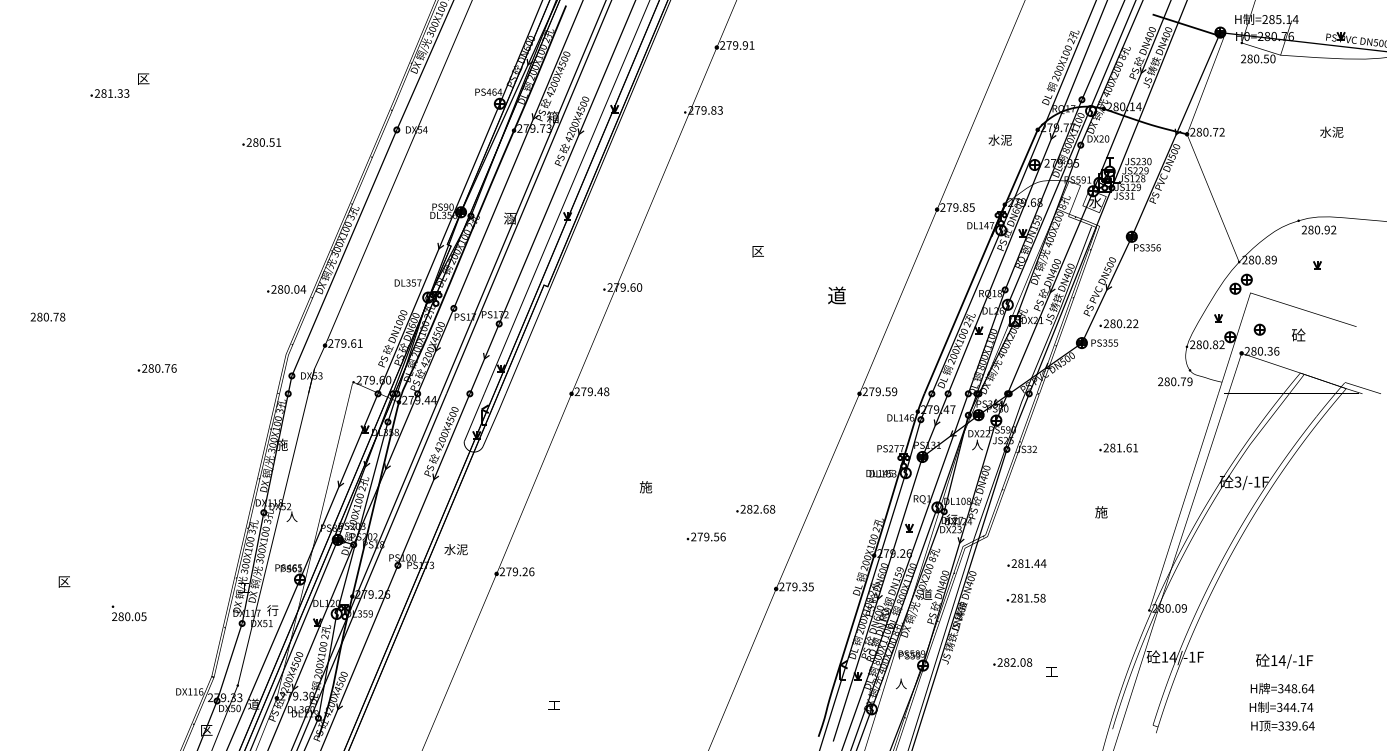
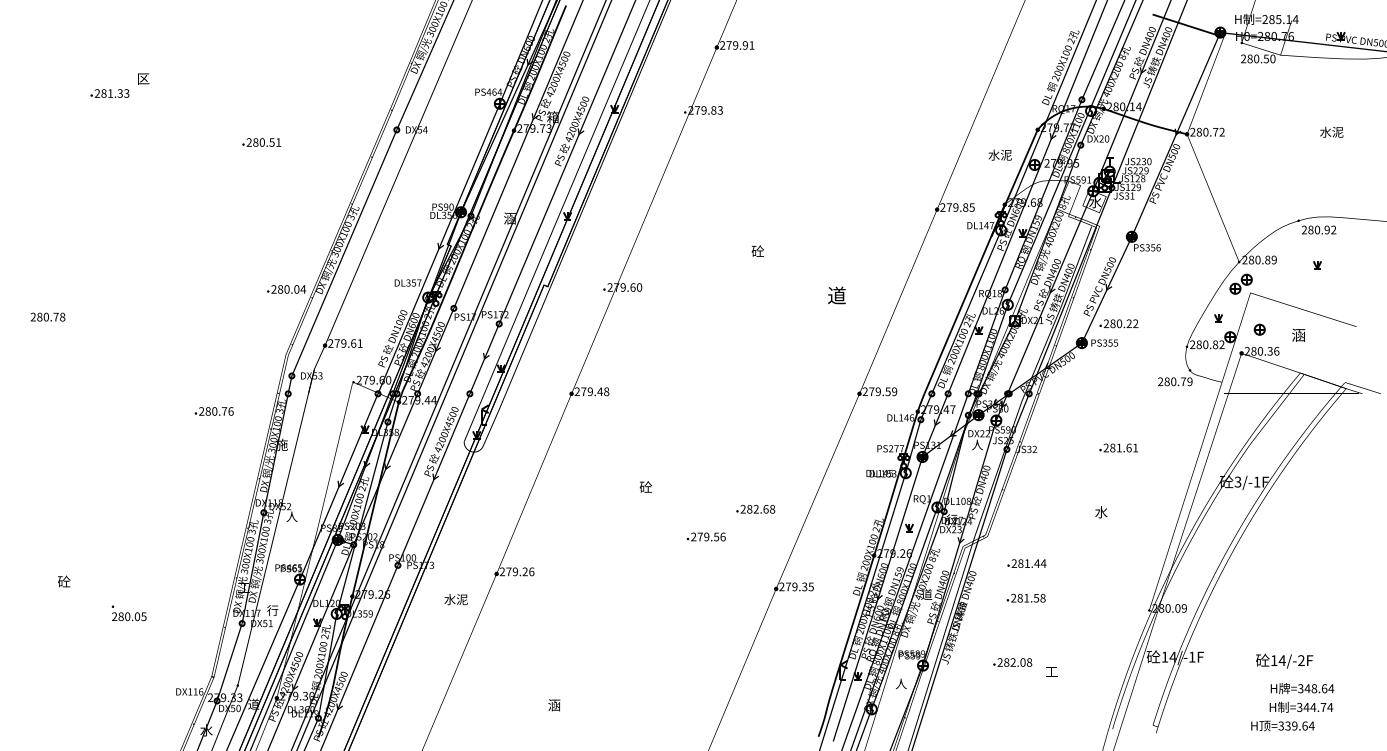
text position: (999, 139) -> (999, 154) (999, 154)
text: 区 -> 砼 (757, 251)
text: 砼 -> 涵 (1298, 334)
text position: (156, 368) -> (213, 411) (213, 411)
text: 施 -> 砼 (645, 487)
text: 施 -> 水 (1101, 512)
text position: (455, 549) -> (455, 599) (455, 599)
text: 区 -> 砼 (64, 581)
text: 14/-1F -> 14/-2F (1301, 660)
text position: (1281, 697) -> (1301, 697) (1301, 697)
text: 工 -> 涵 (554, 705)
text: 区 -> 水 (206, 730)
